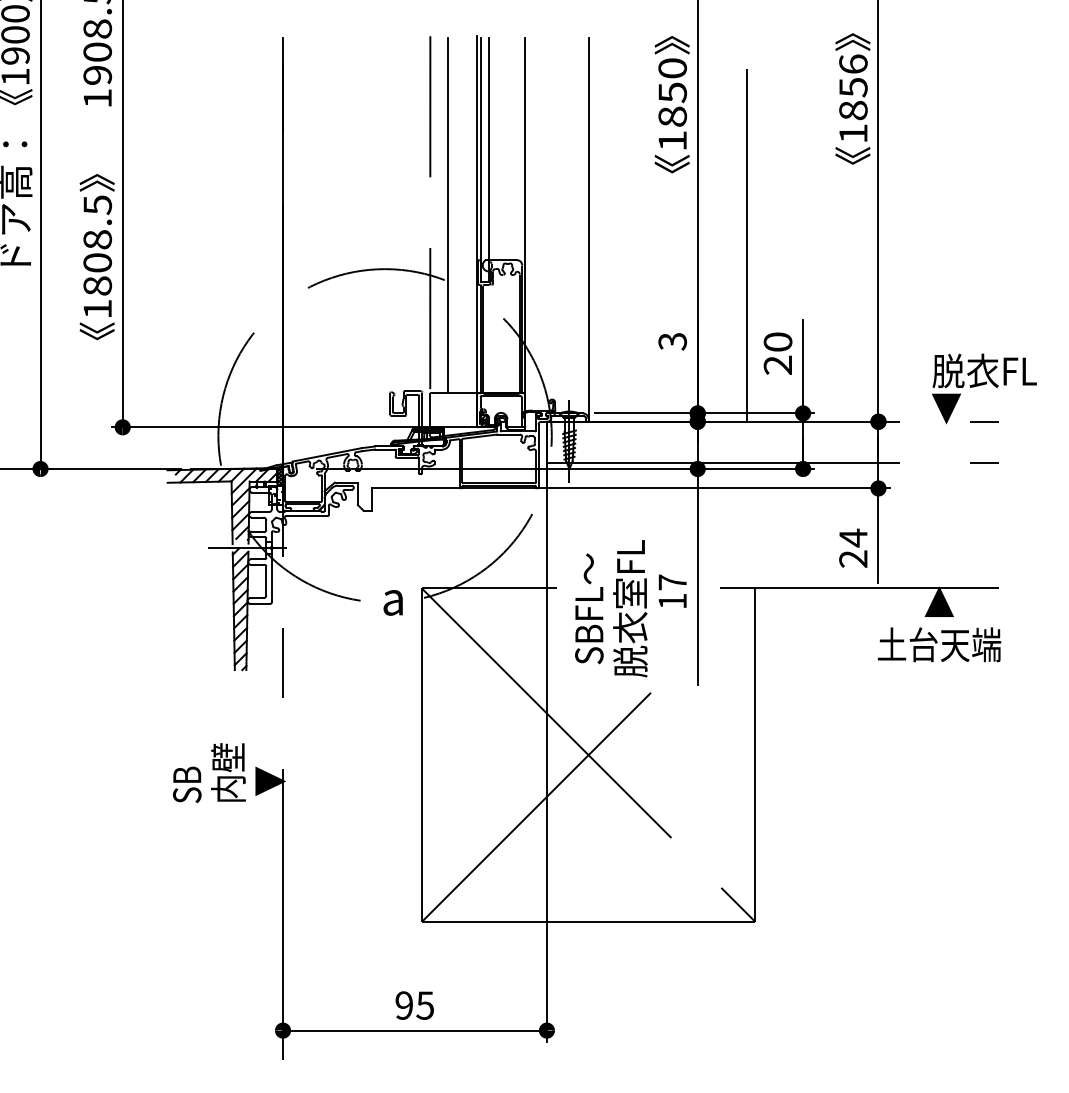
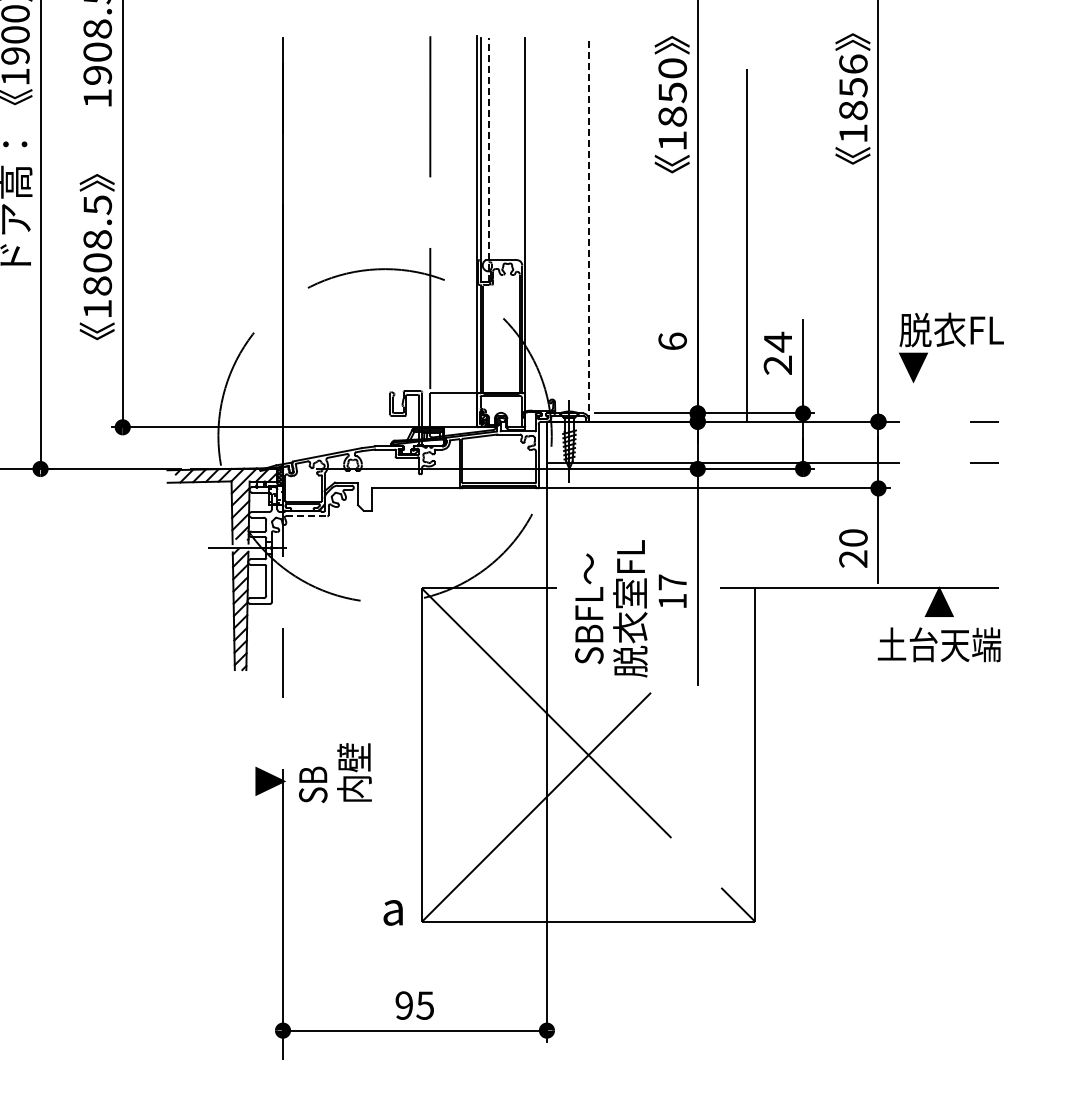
line: solid -> dashed (488, 159)
line: present -> none (448, 215)
line: solid -> dashed (588, 229)
text: 3 -> 6 (672, 341)
text: 20 -> 24 (777, 341)
text position: (984, 388) -> (951, 347) (951, 347)
line: solid -> dashed (306, 516)
text: 24 -> 20 (853, 537)
text position: (392, 602) -> (392, 912) (392, 912)
text position: (209, 773) -> (335, 773) (335, 773)
